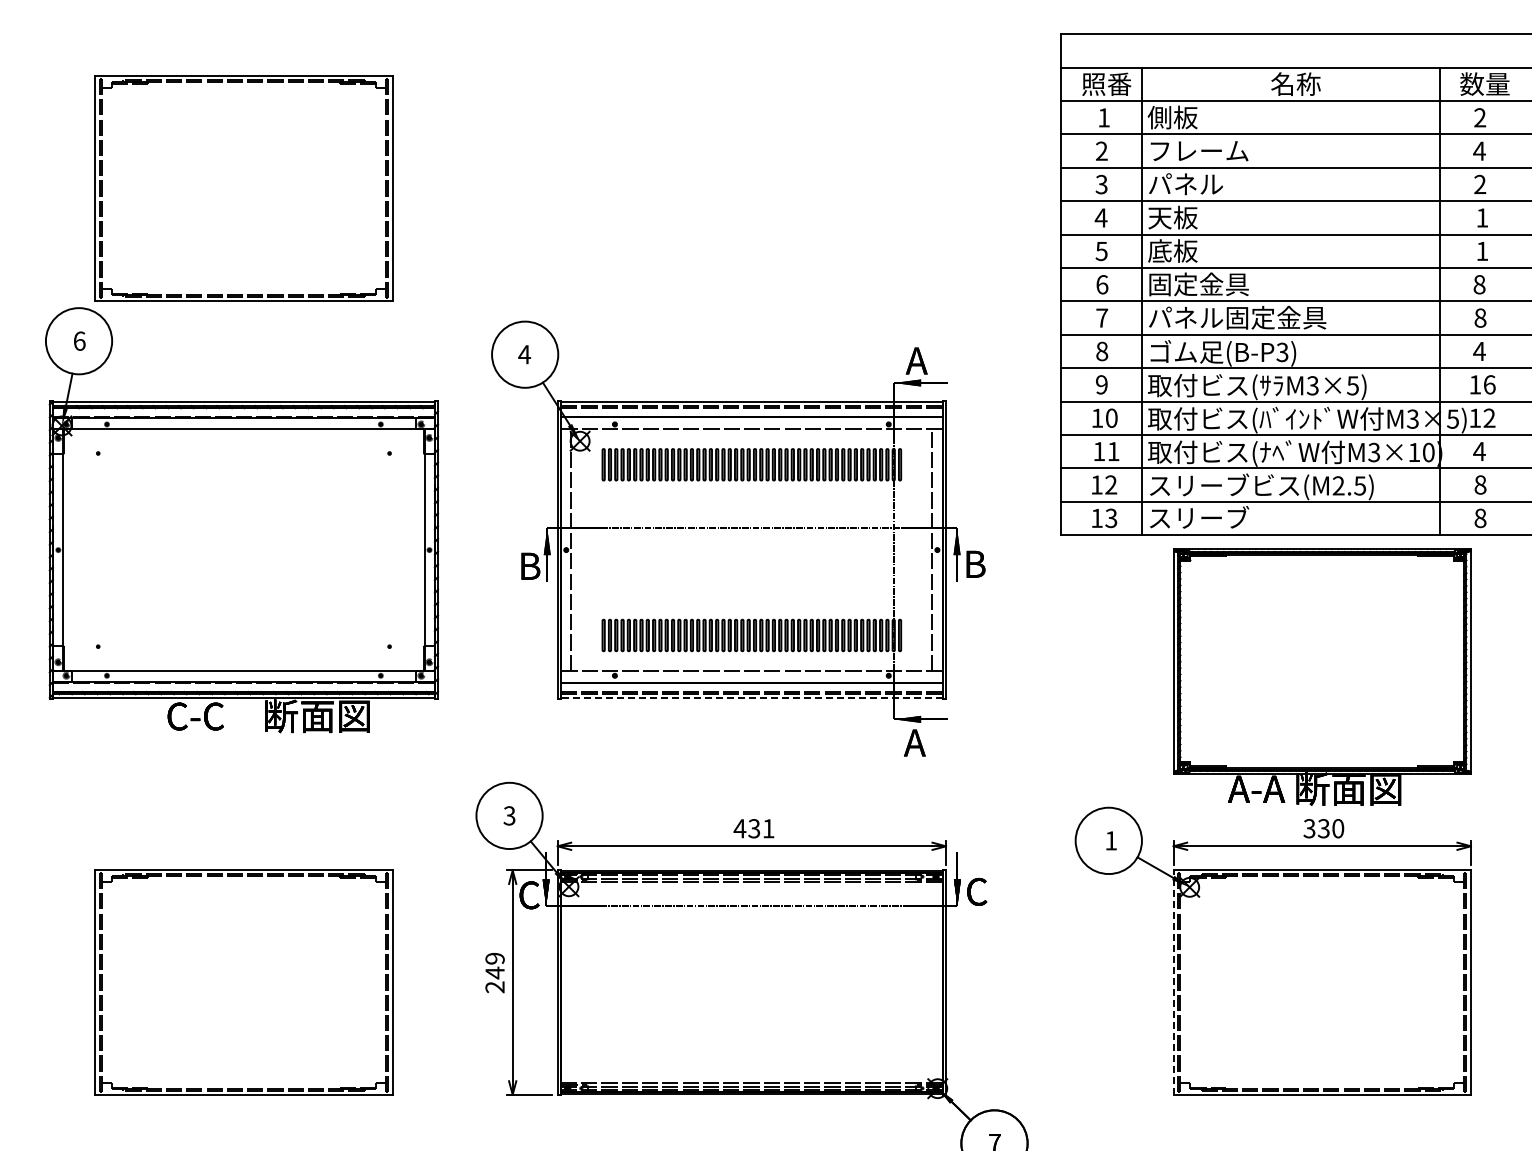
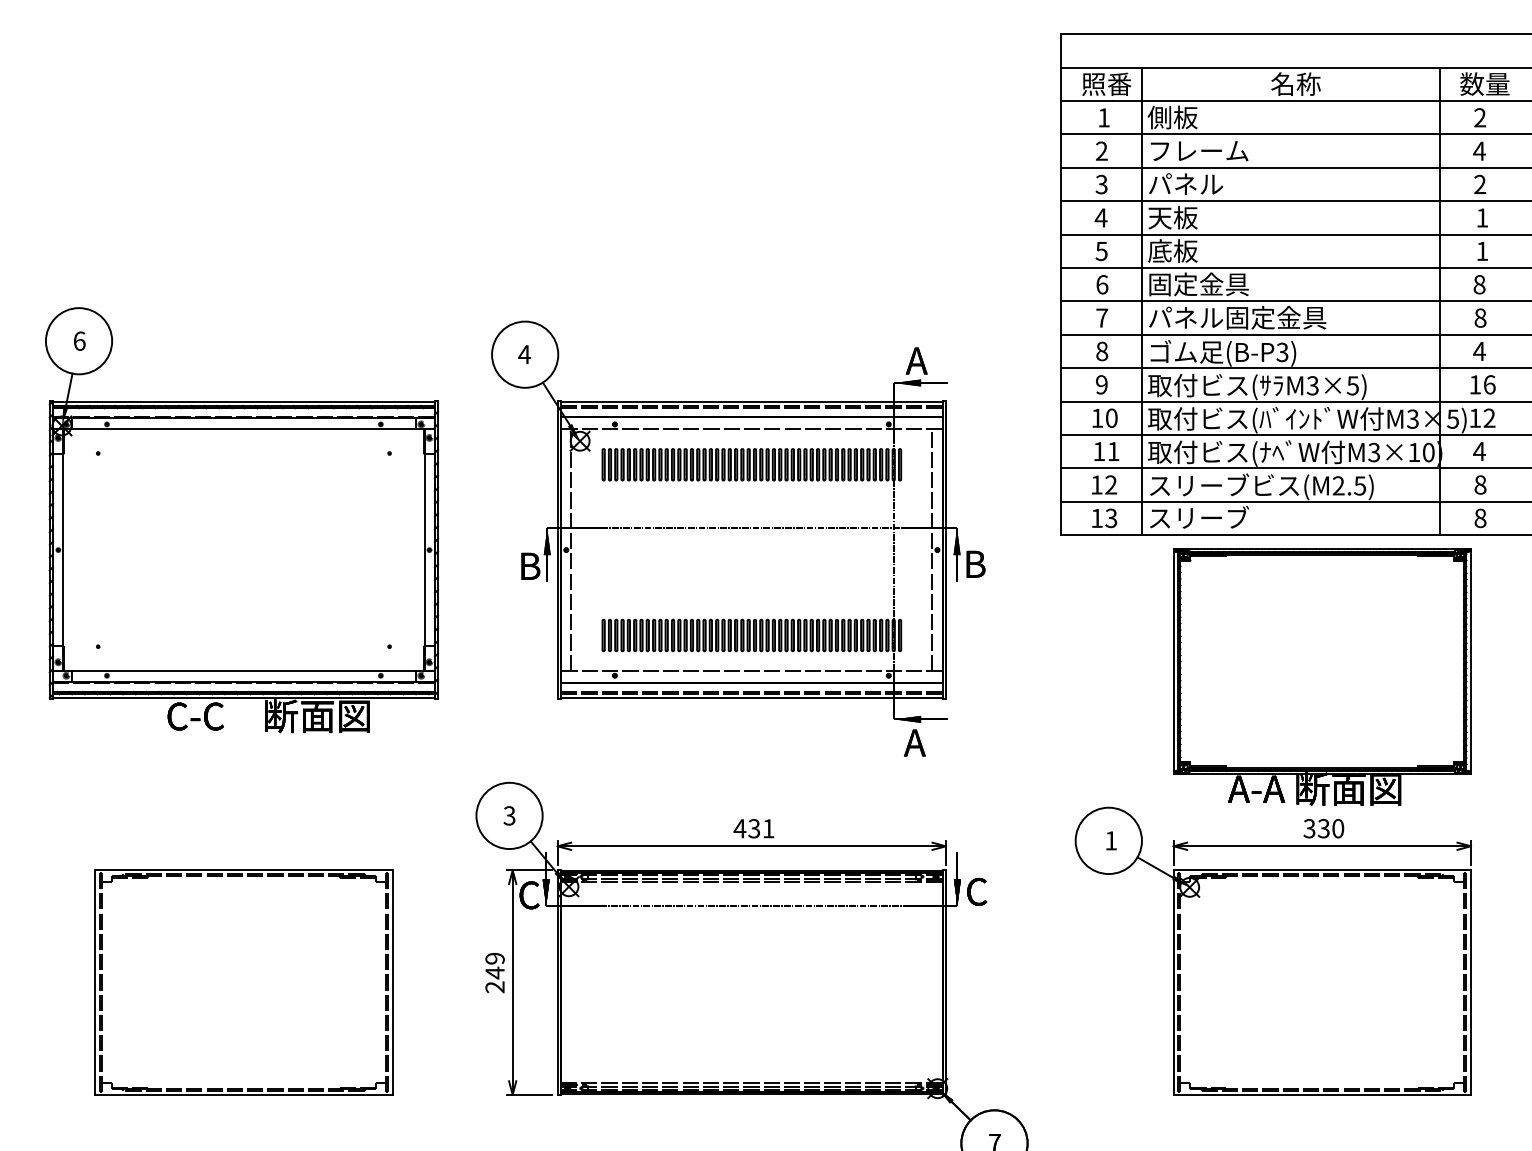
part: present -> none (243, 188)
line: dashed -> solid (751, 698)
line: dashed -> solid (1173, 982)
